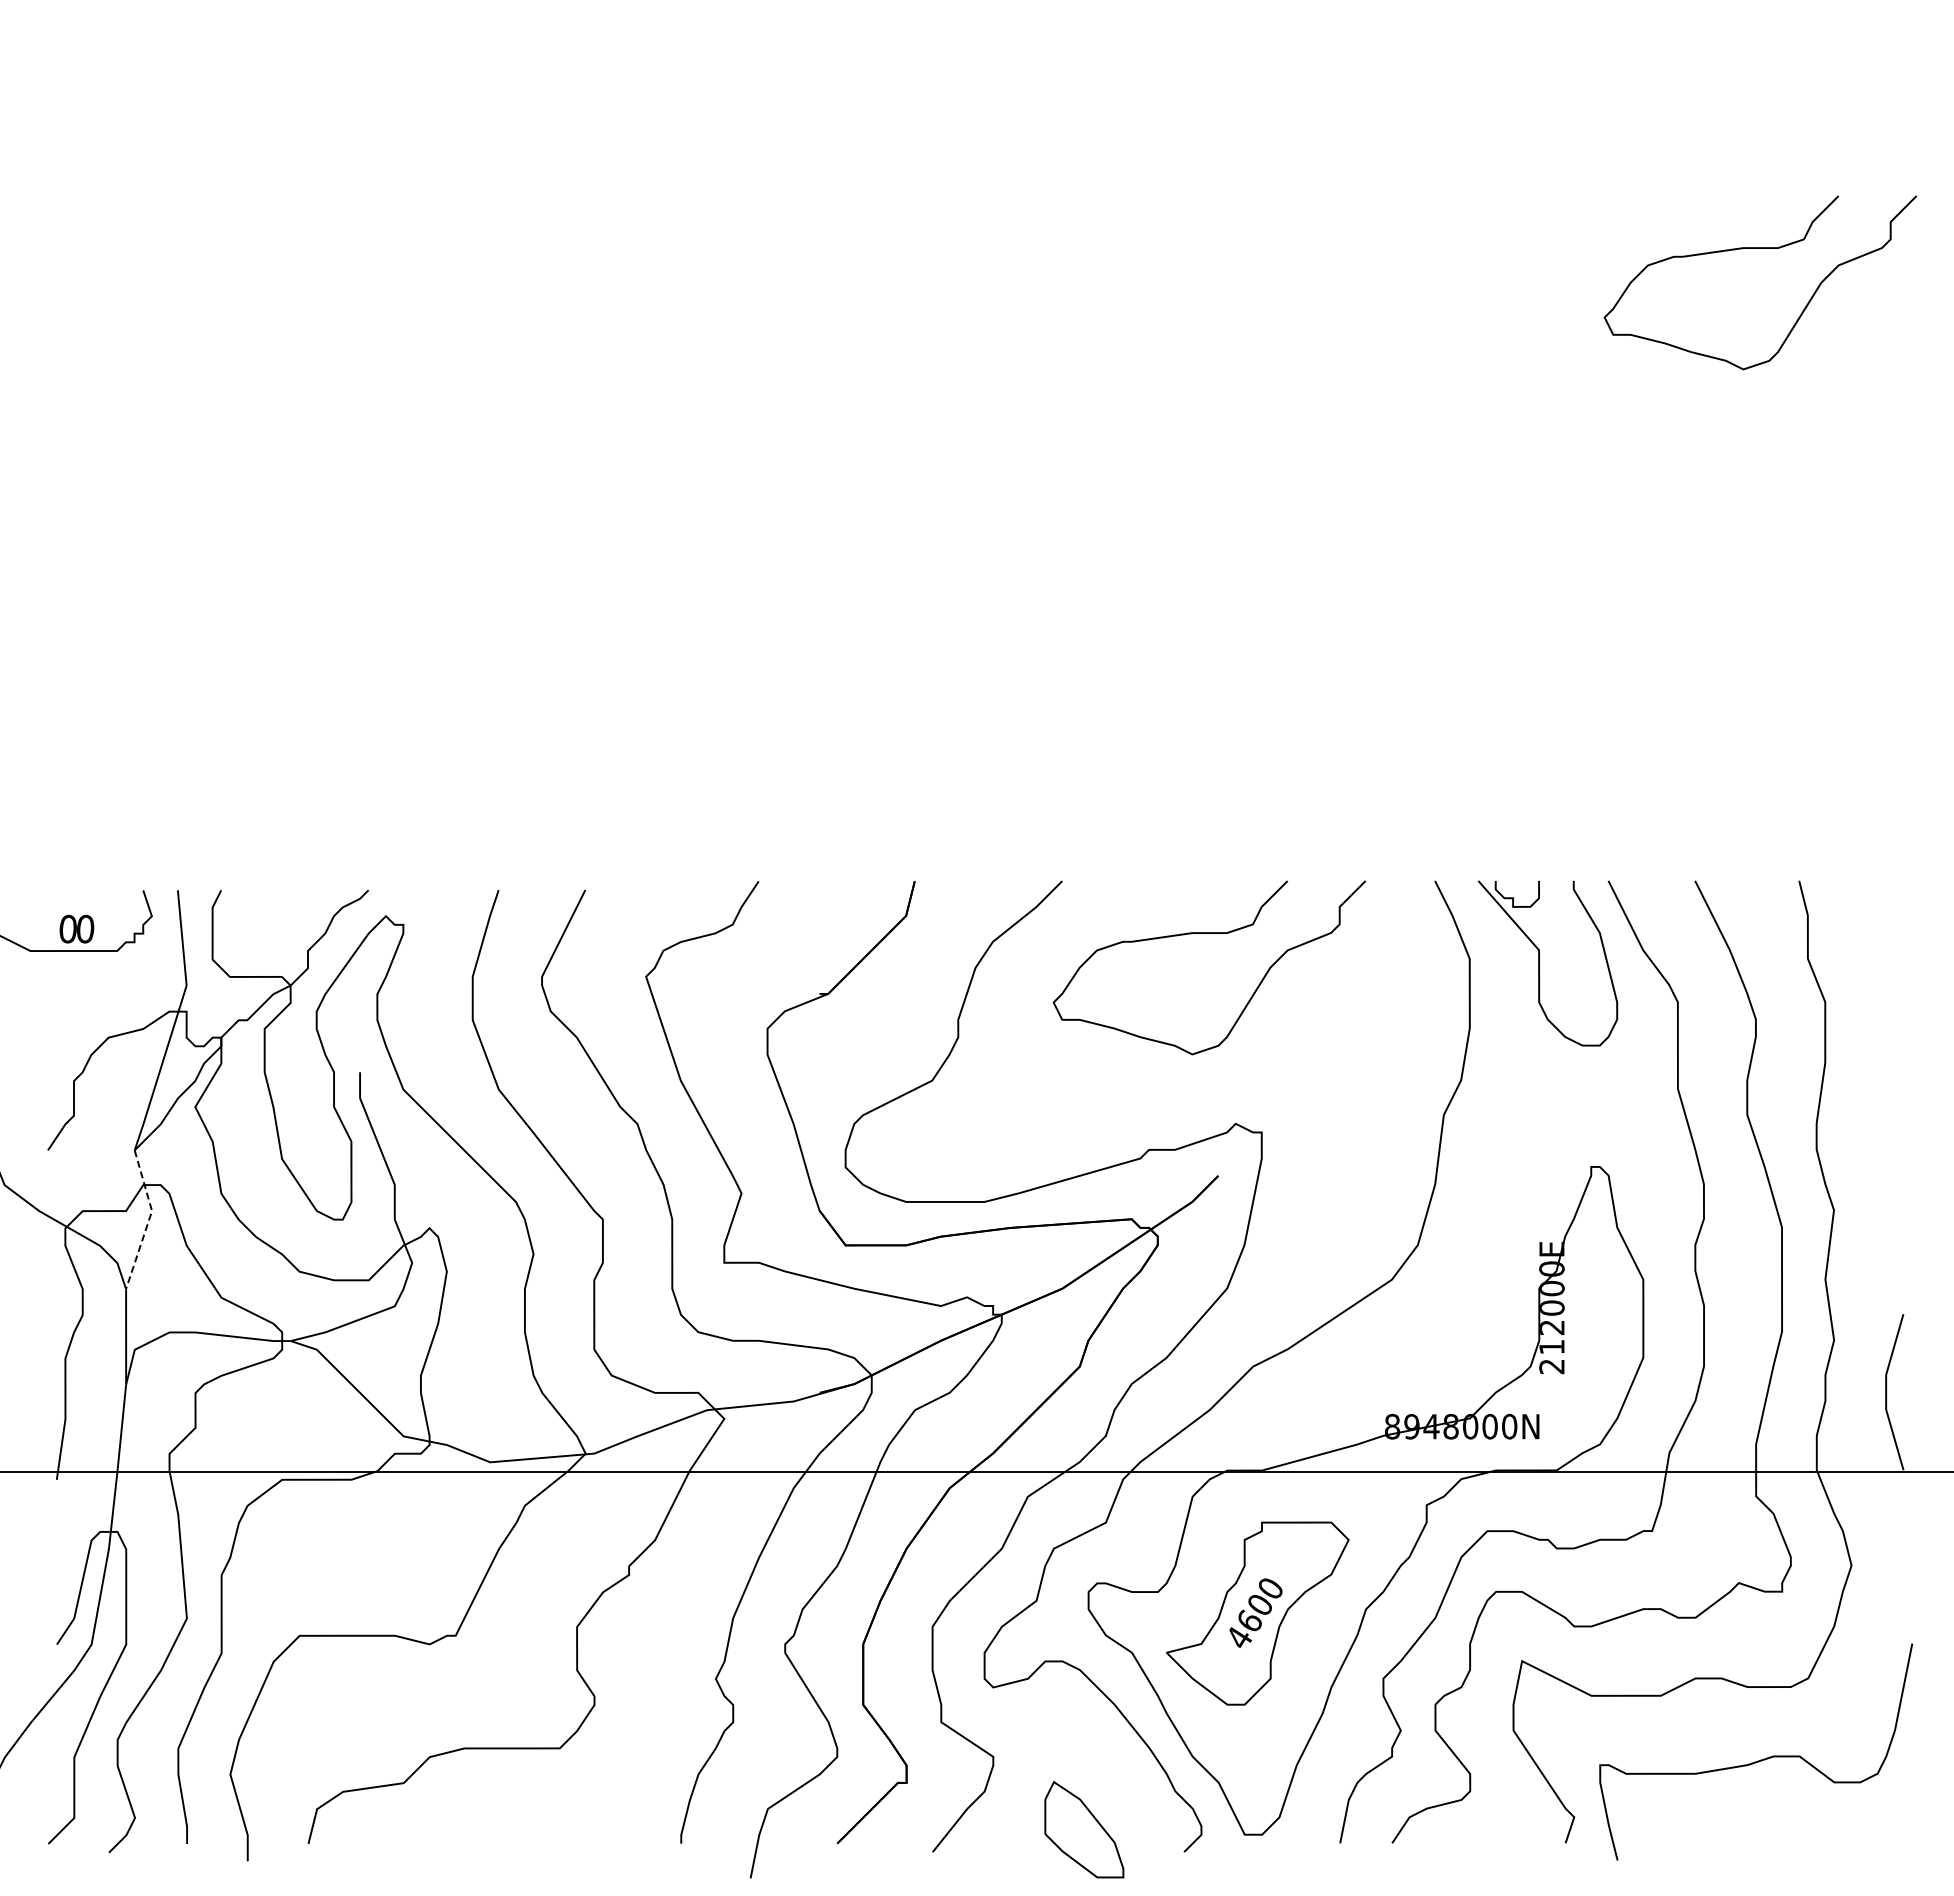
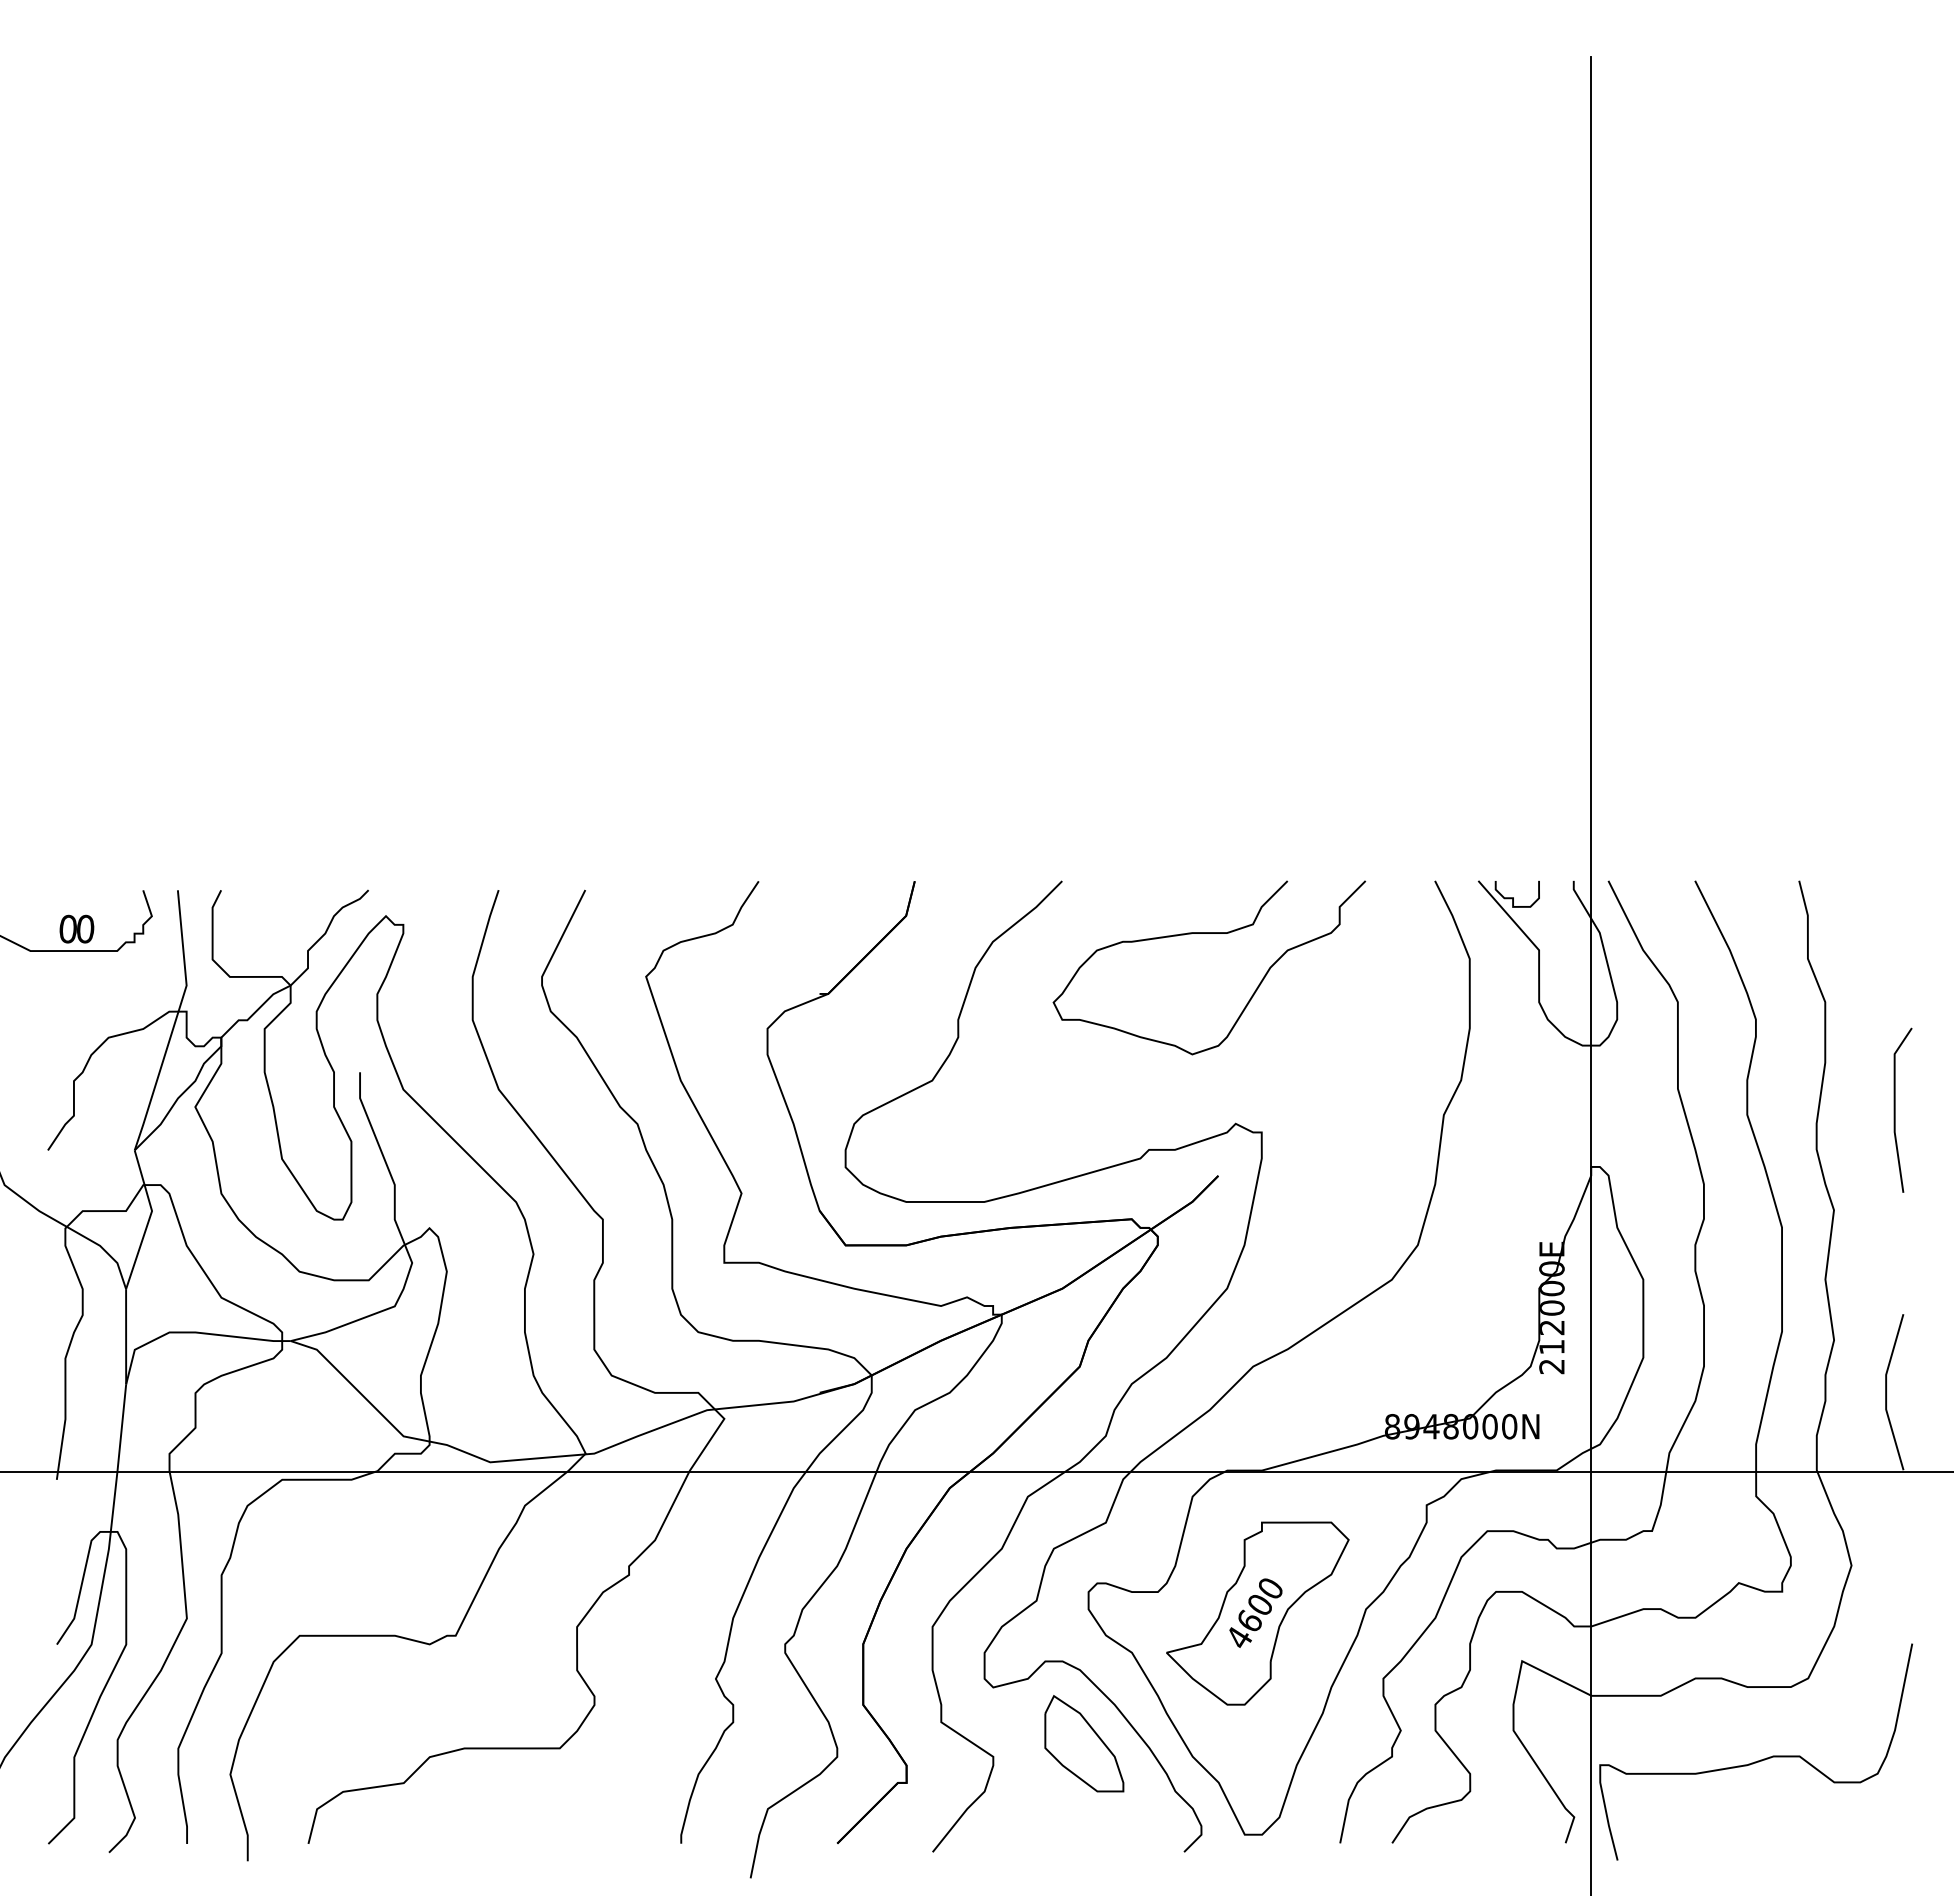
curve: present -> none (1760, 248)
line: none -> present (1591, 974)
line: none -> present (1895, 1109)
line: dashed -> solid (149, 1219)
part position: (1084, 1829) -> (1084, 1743) (1084, 1743)
